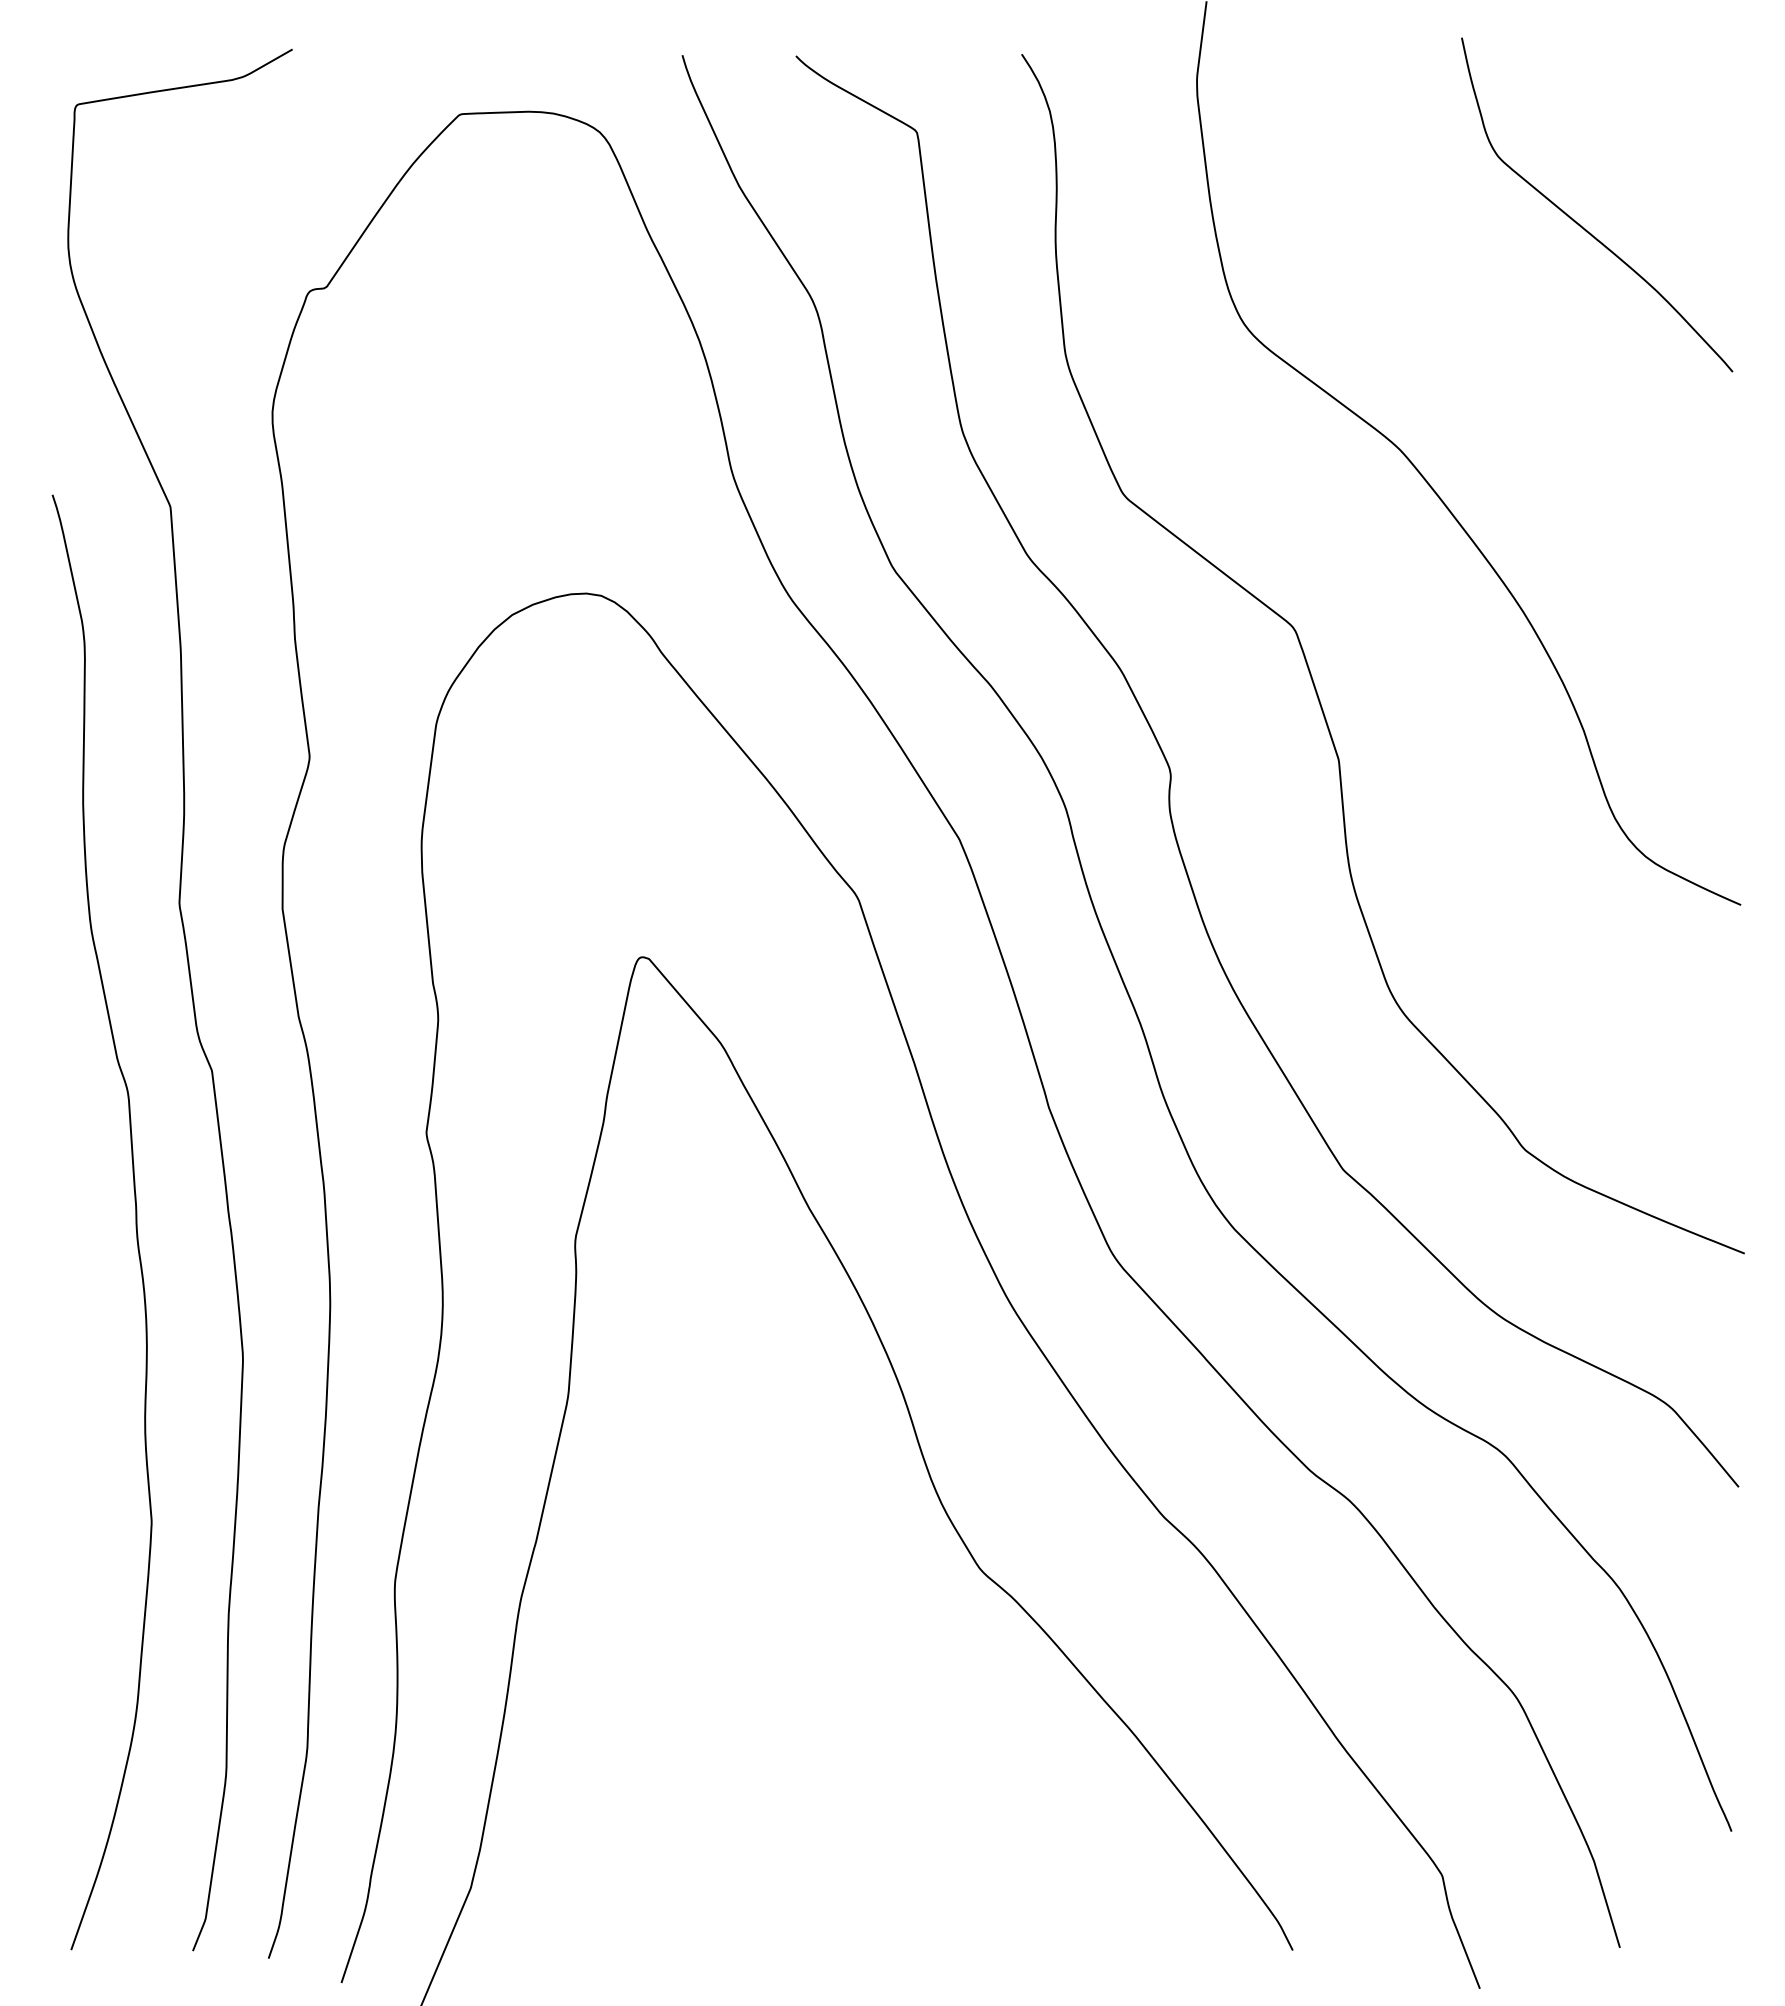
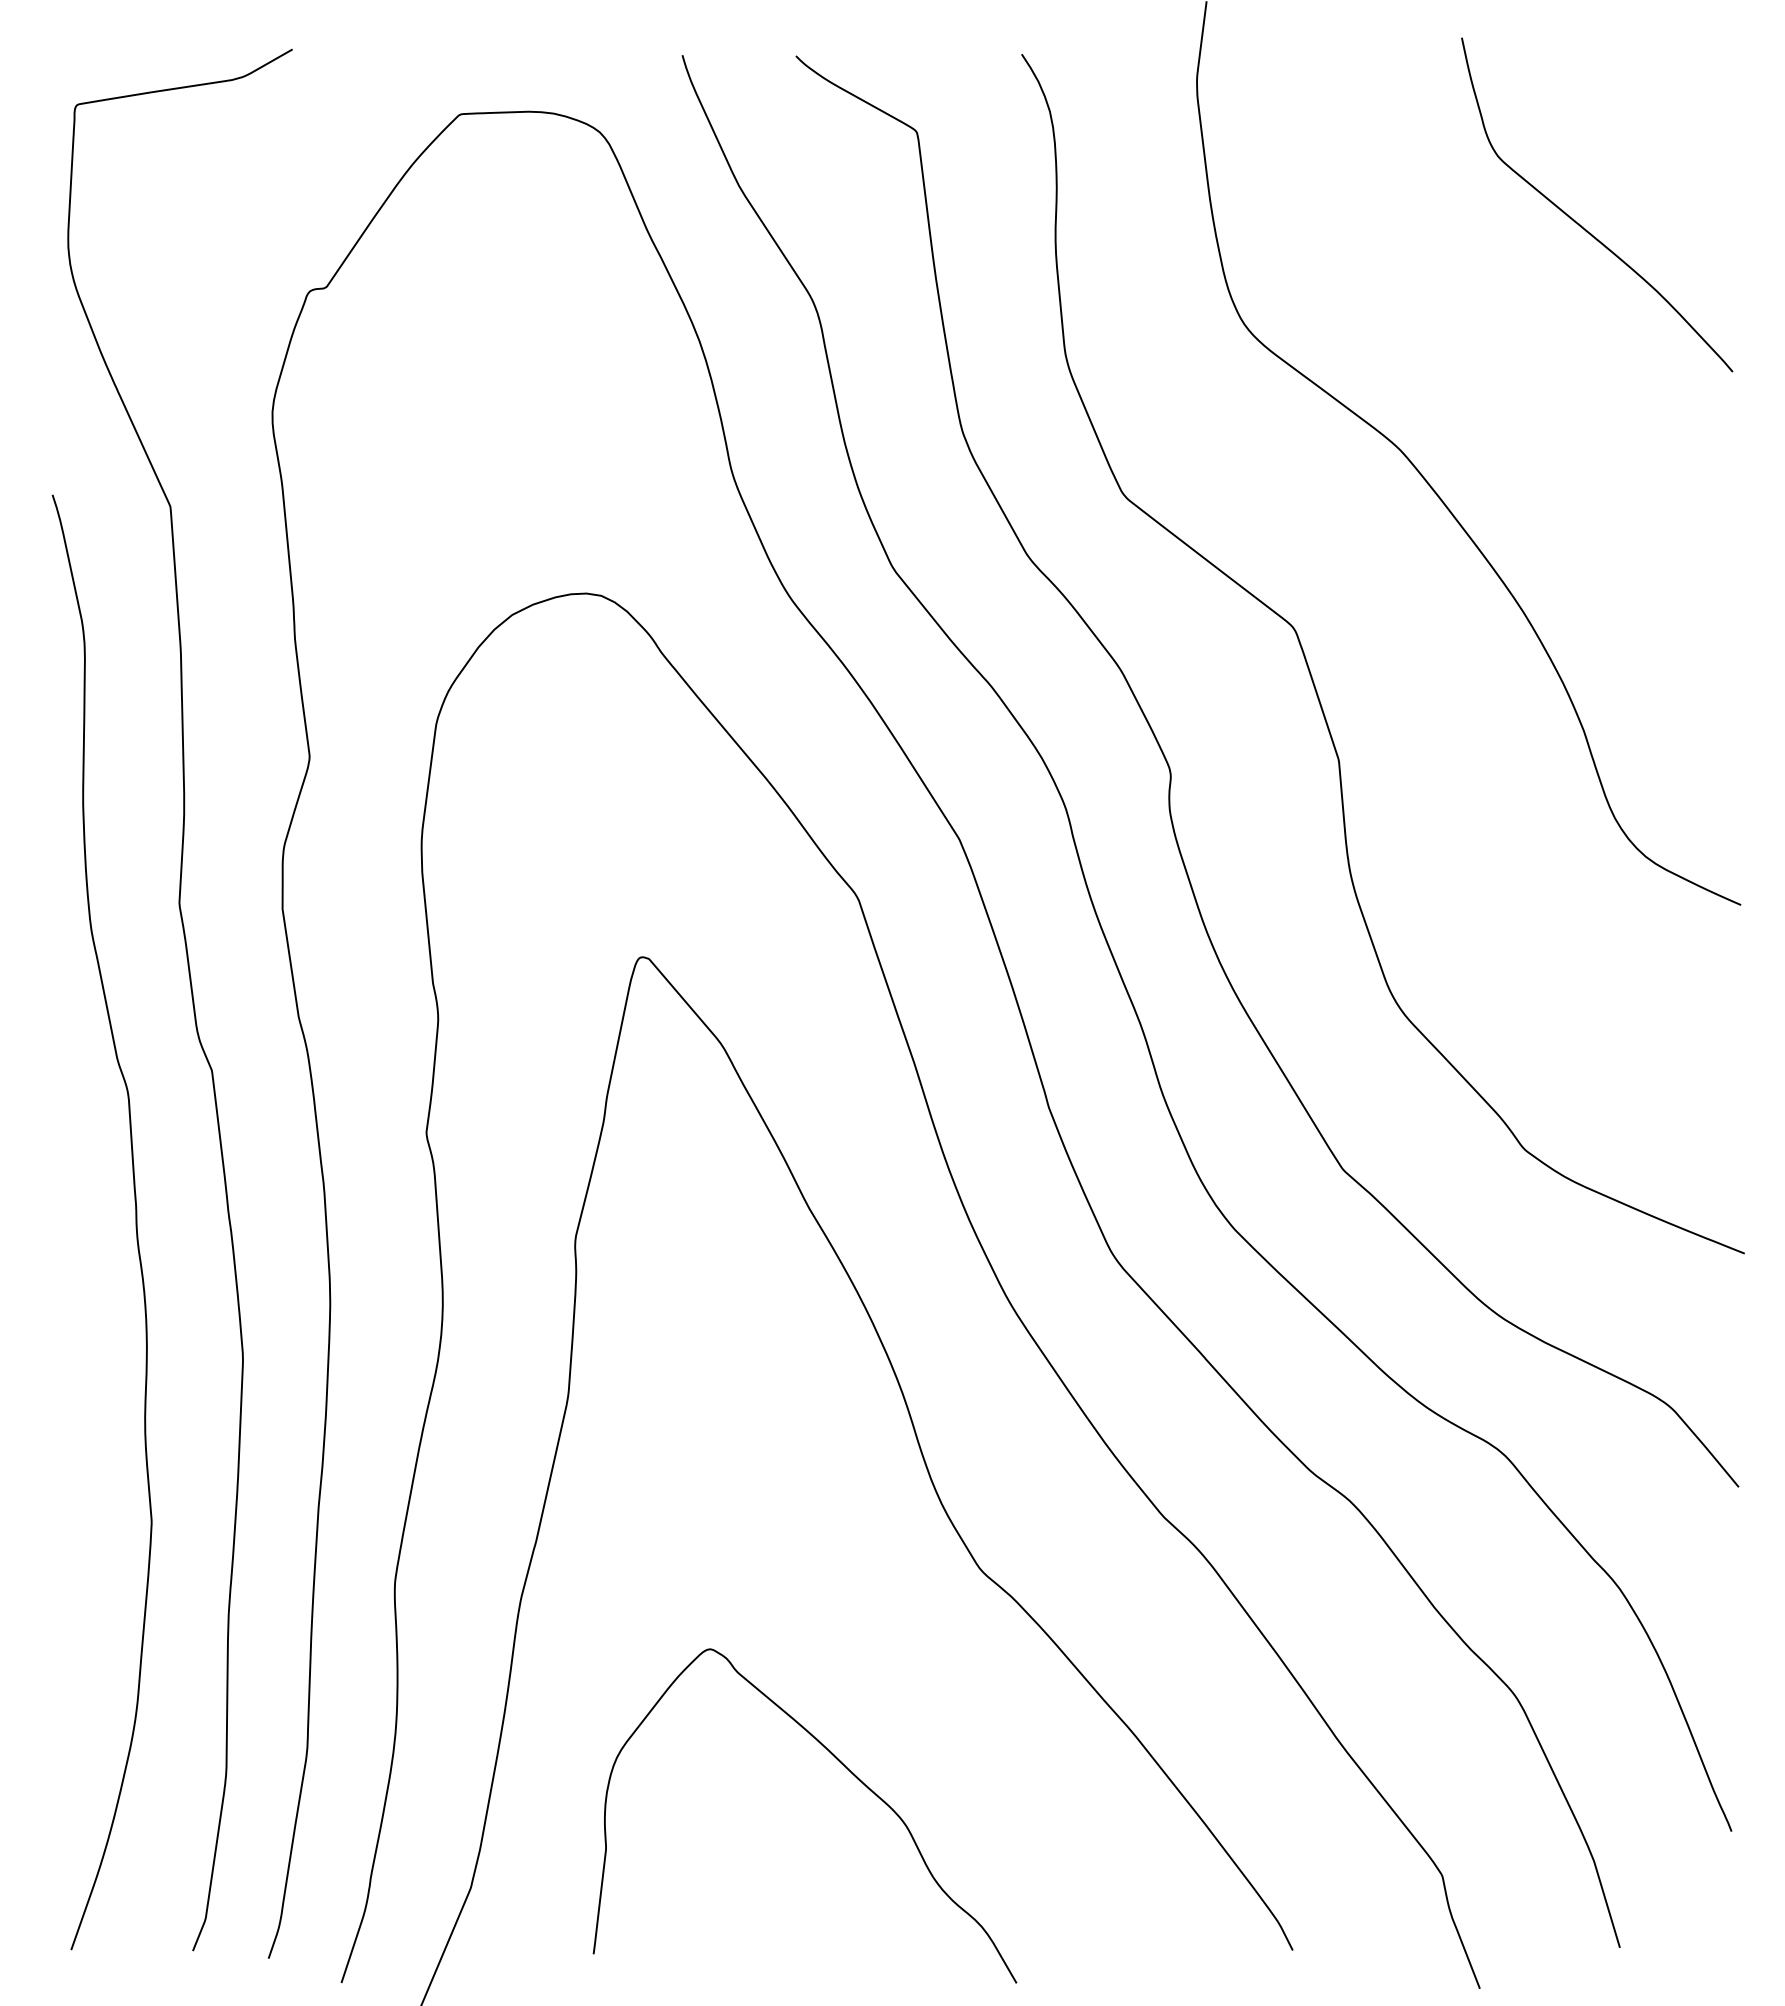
curve: none -> present (843, 1766)
